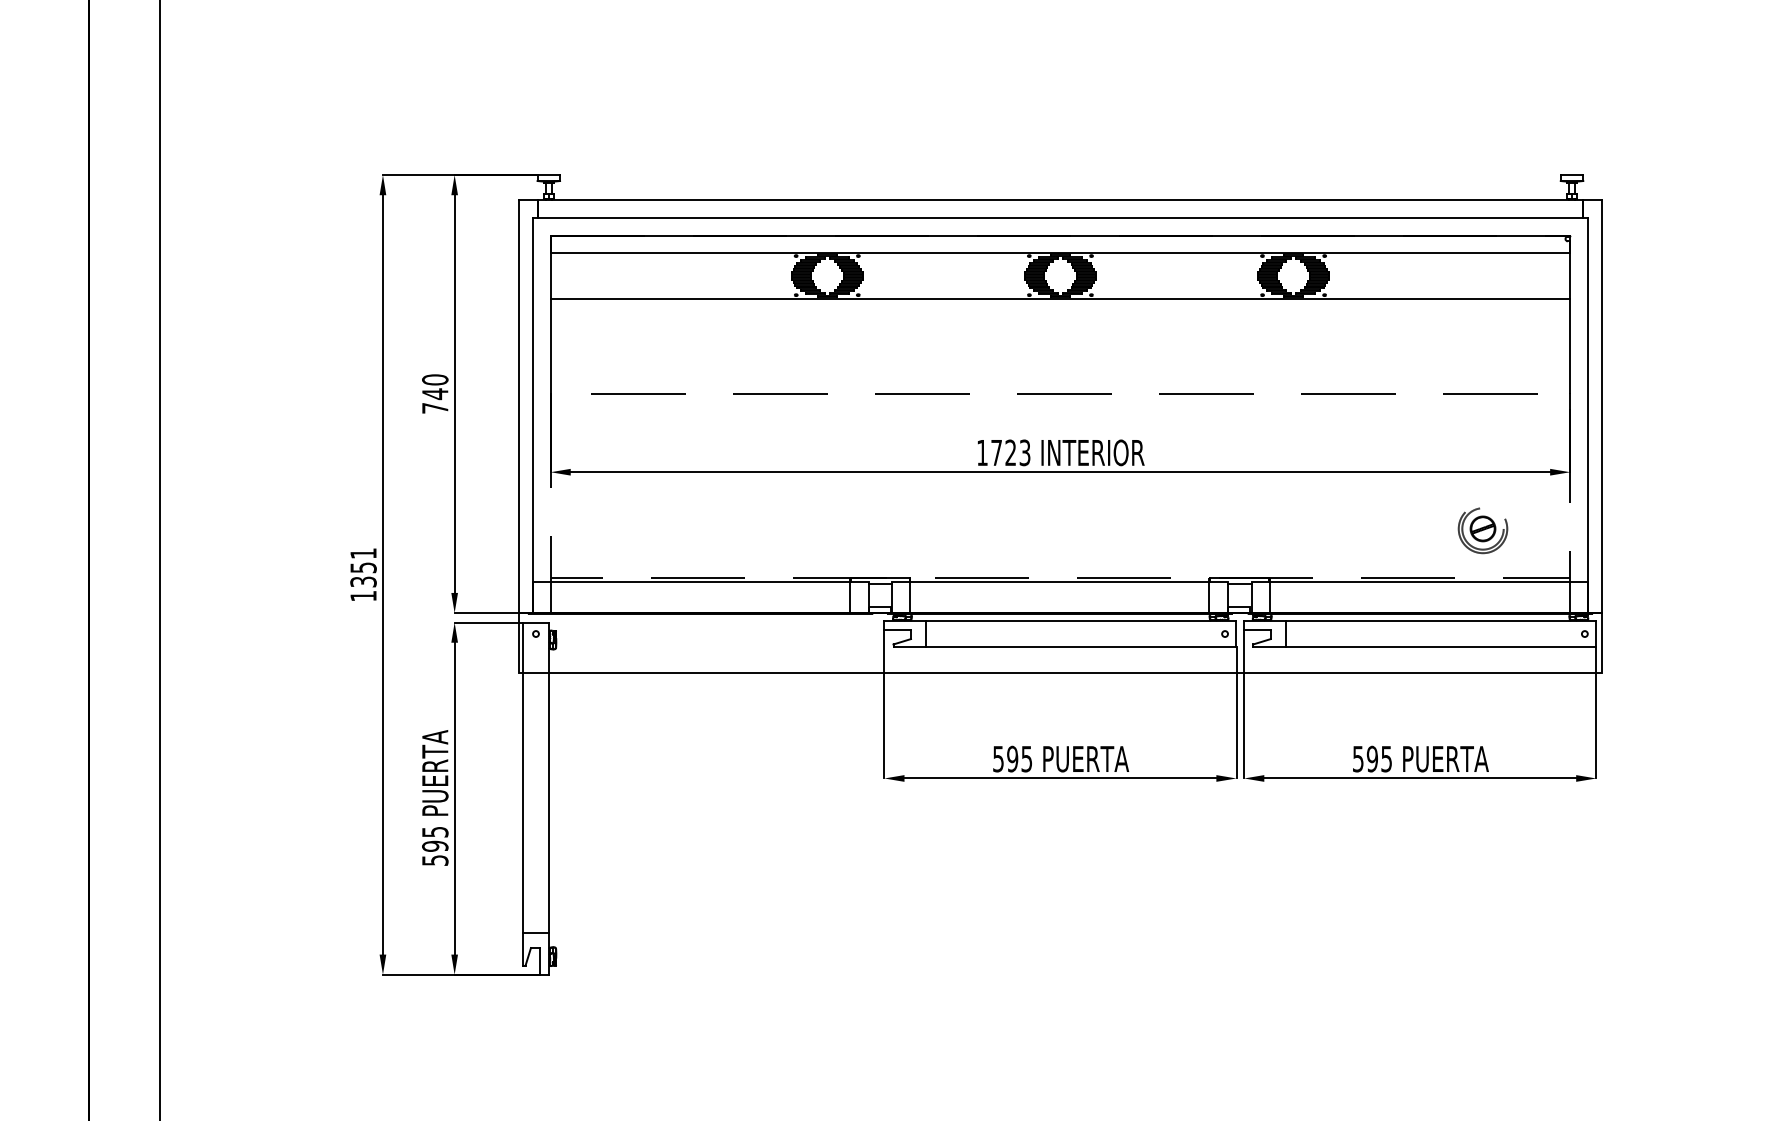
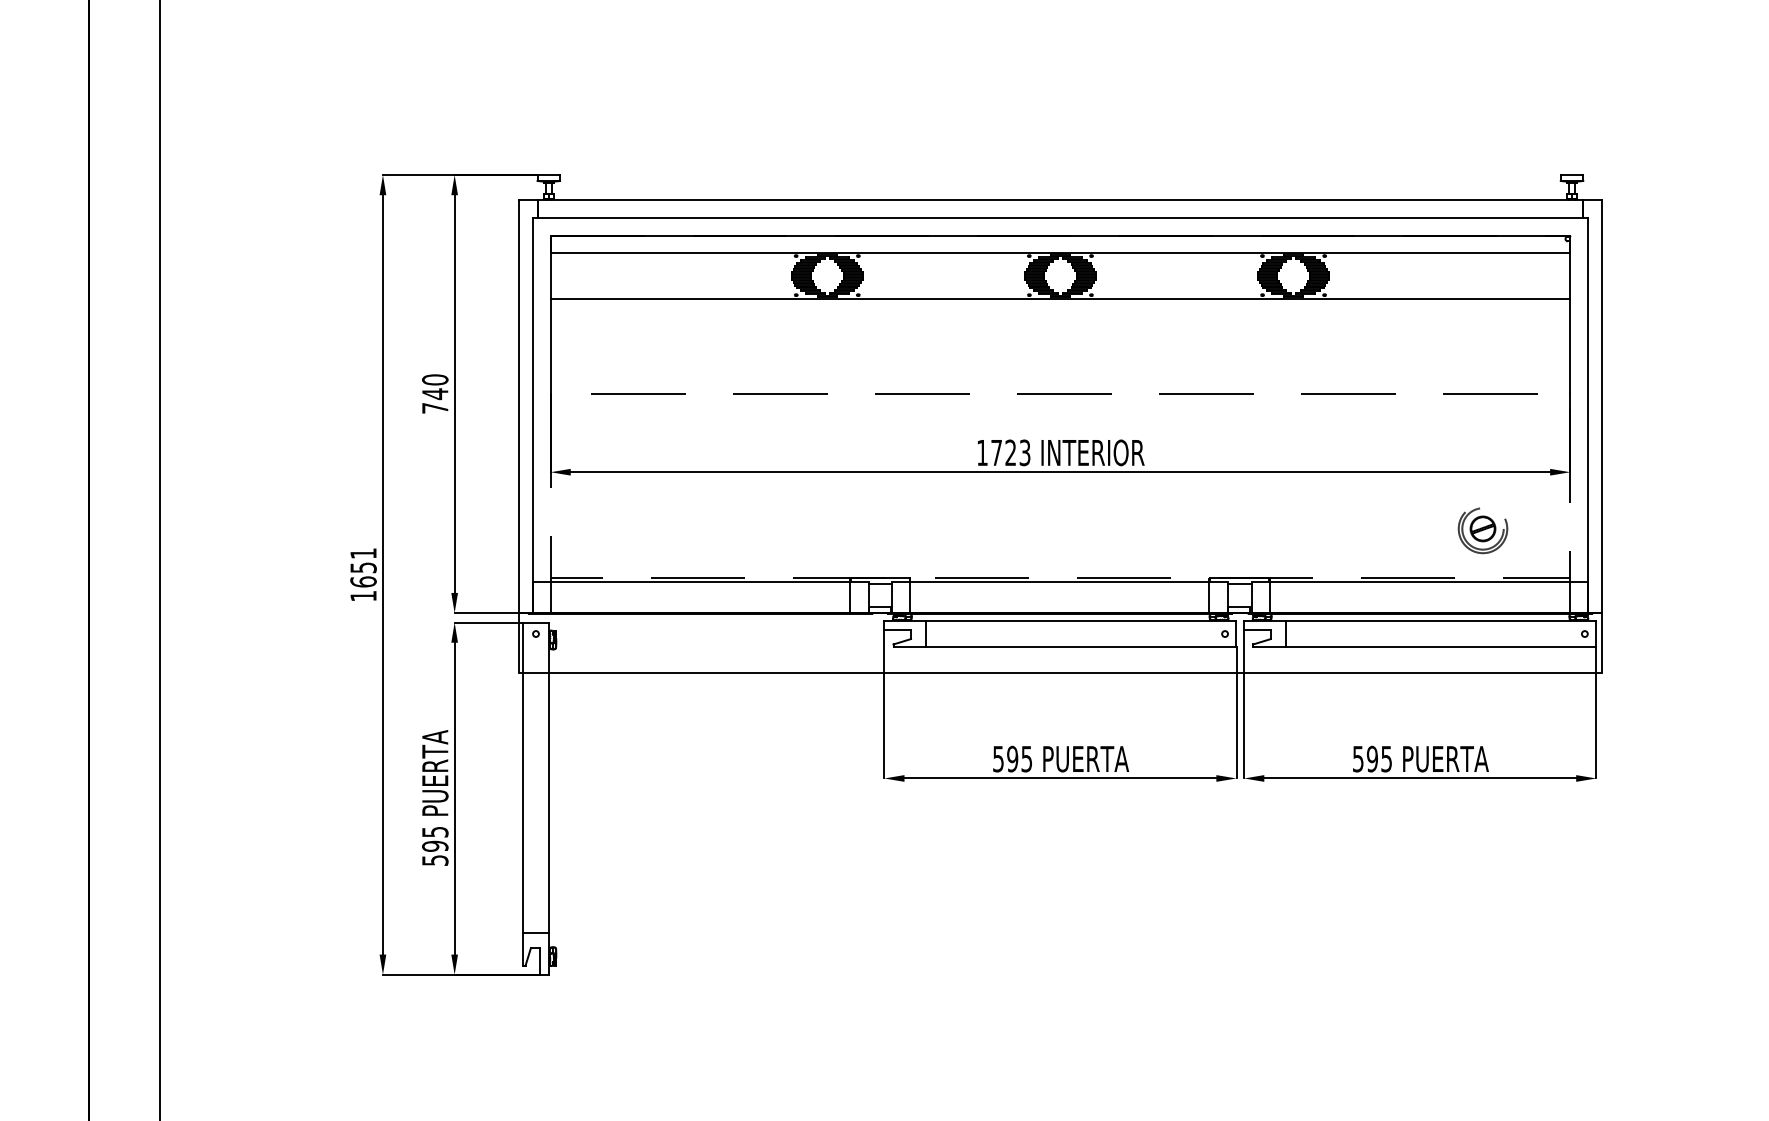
text: 1351 -> 1651 (363, 581)
